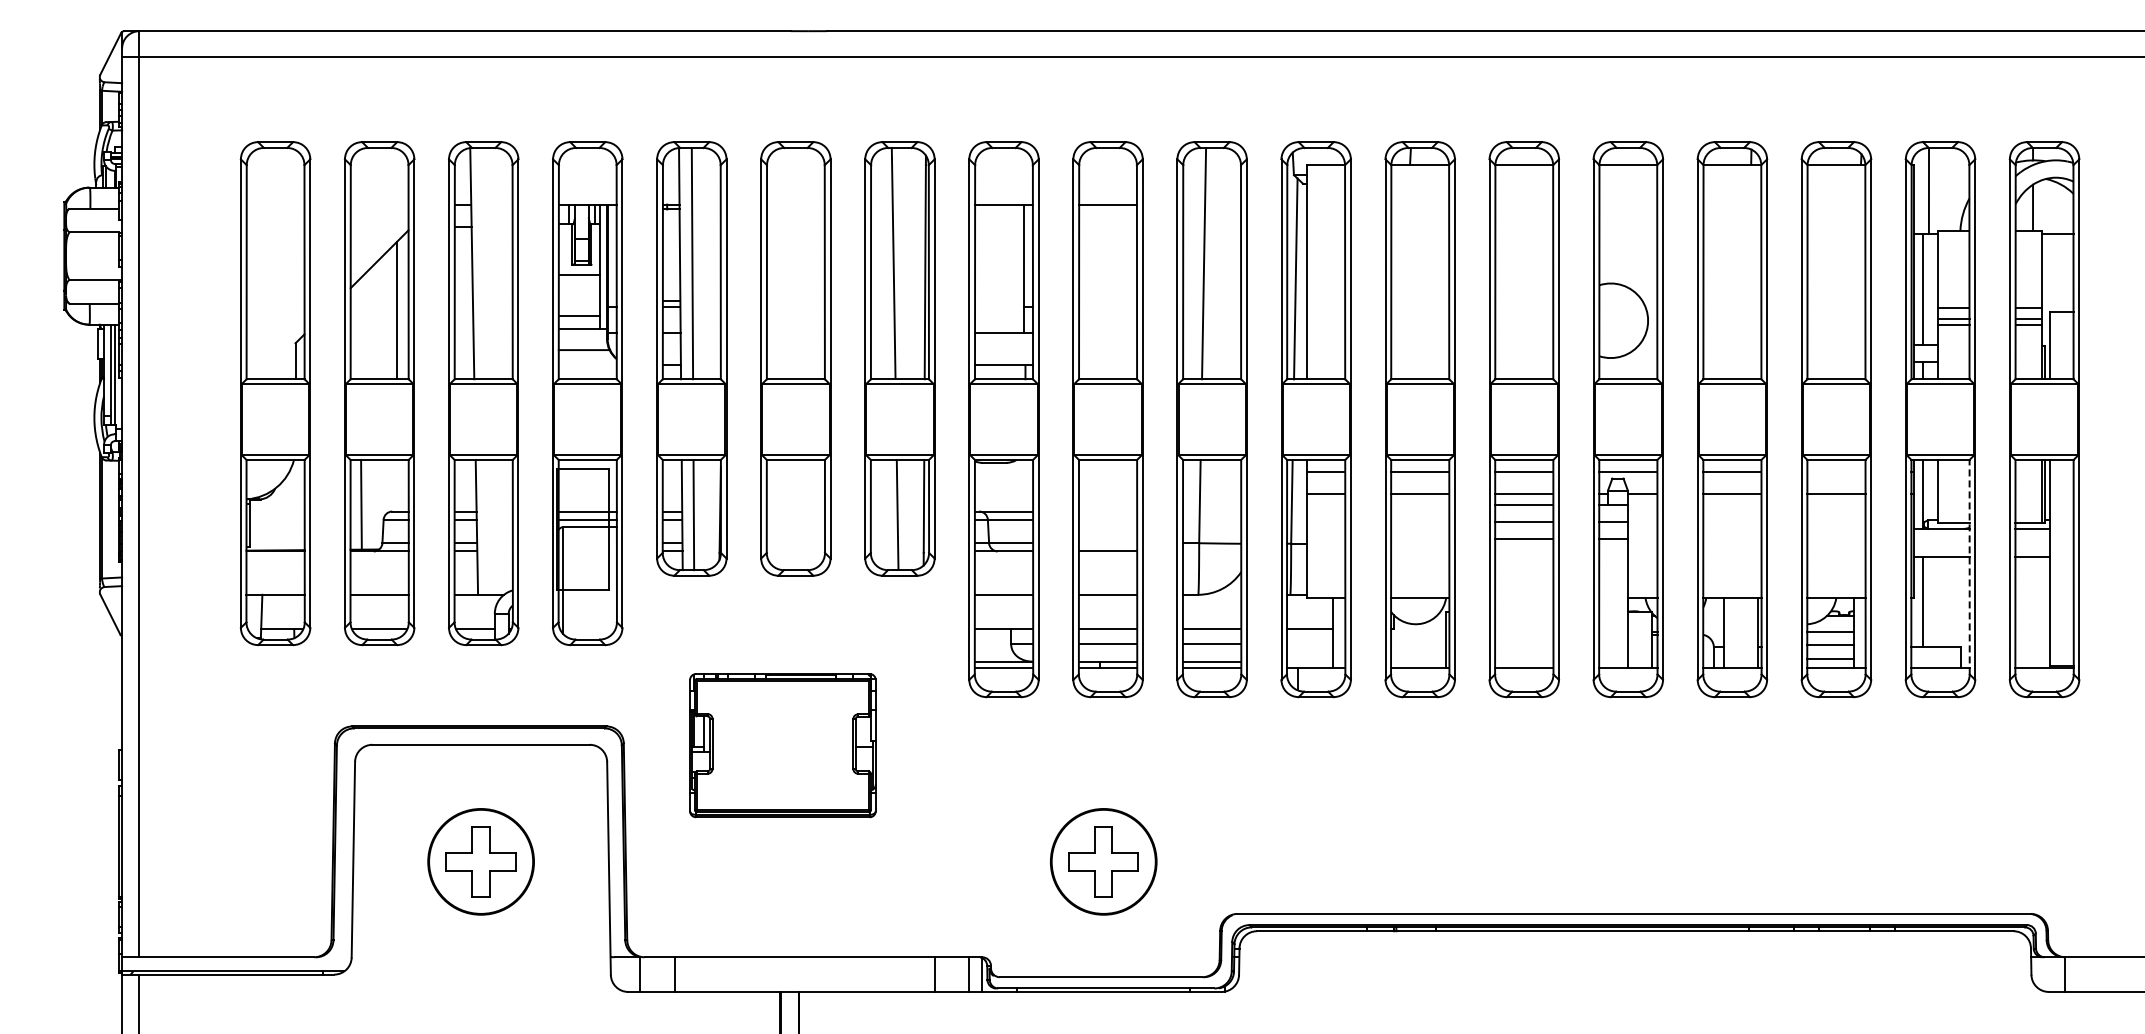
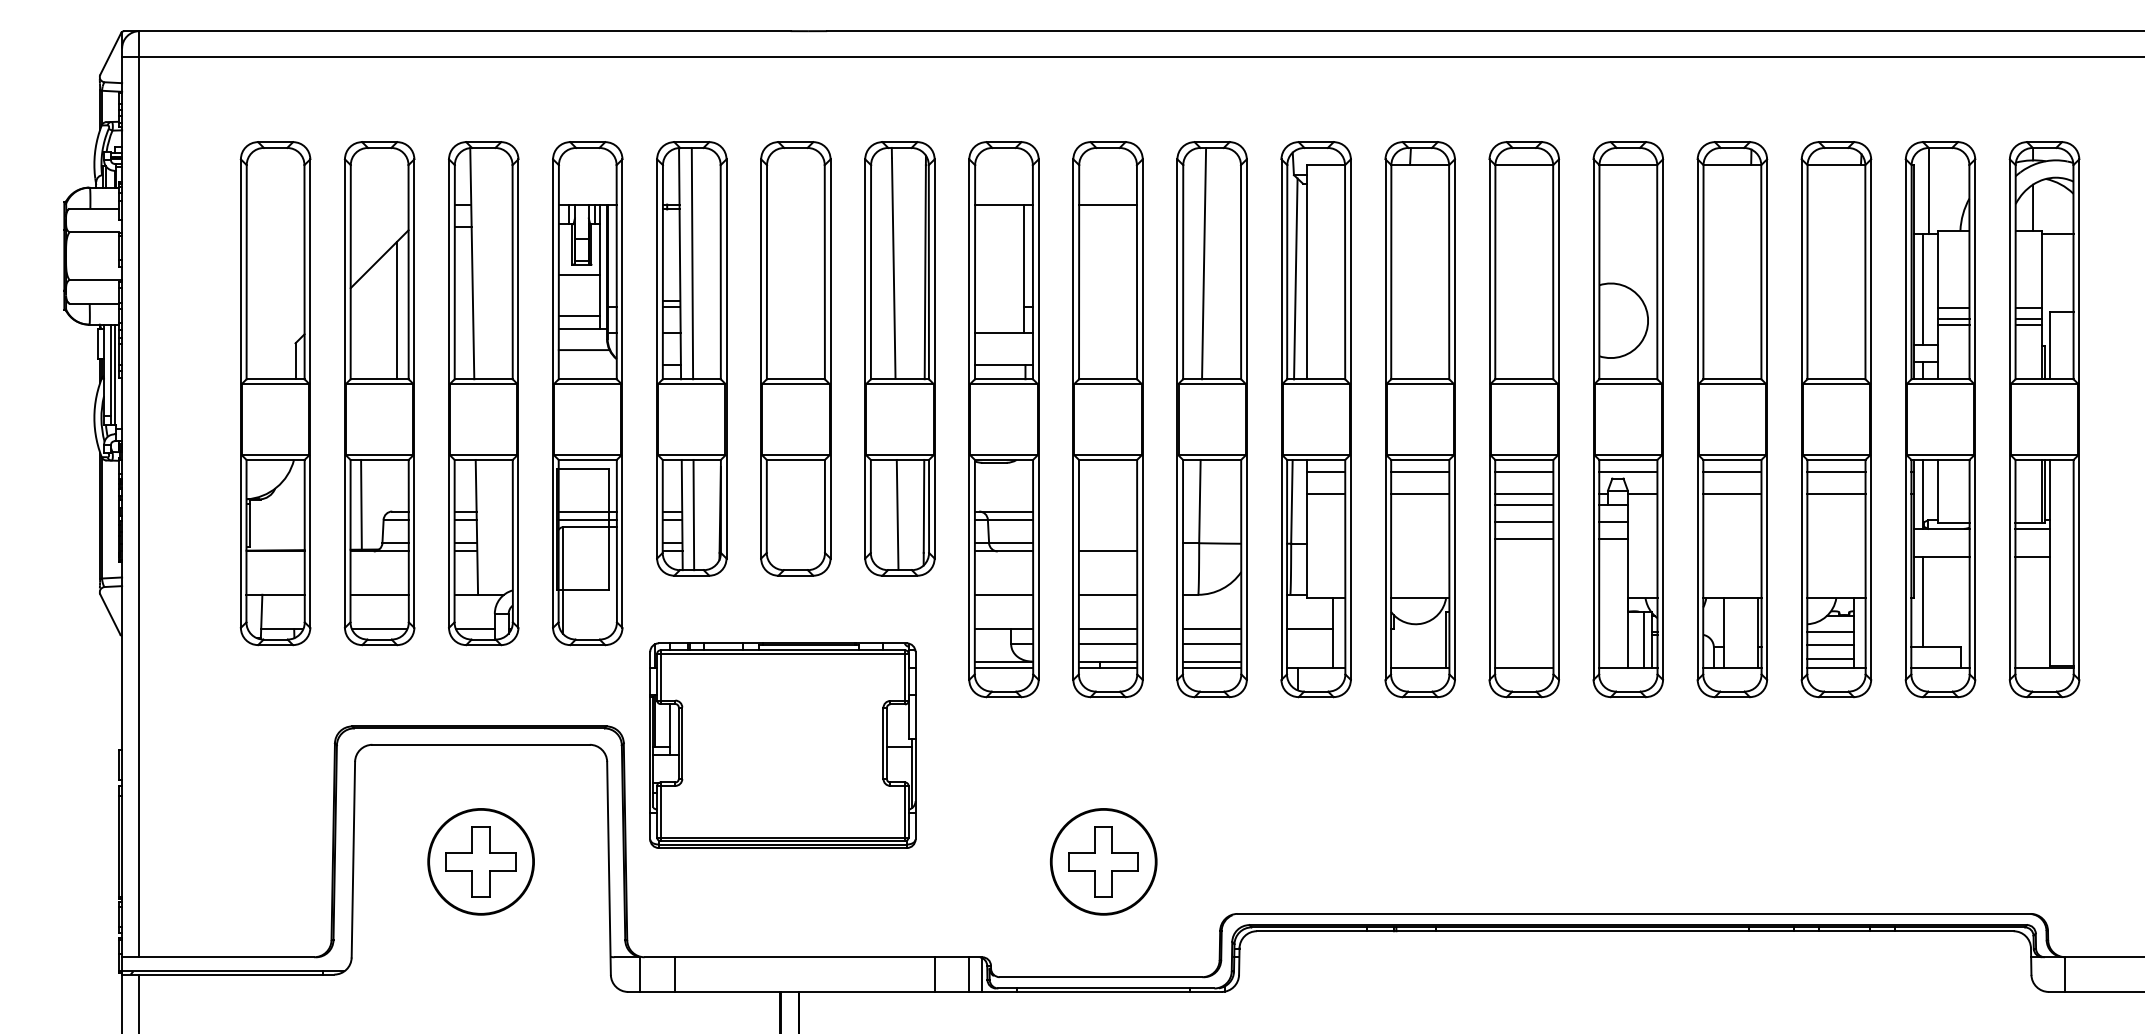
line: none -> present (1836, 471)
line: dashed -> solid (1969, 566)
line: none -> present (1643, 639)
part size: 188x146 px -> 268x207 px (782, 745)
